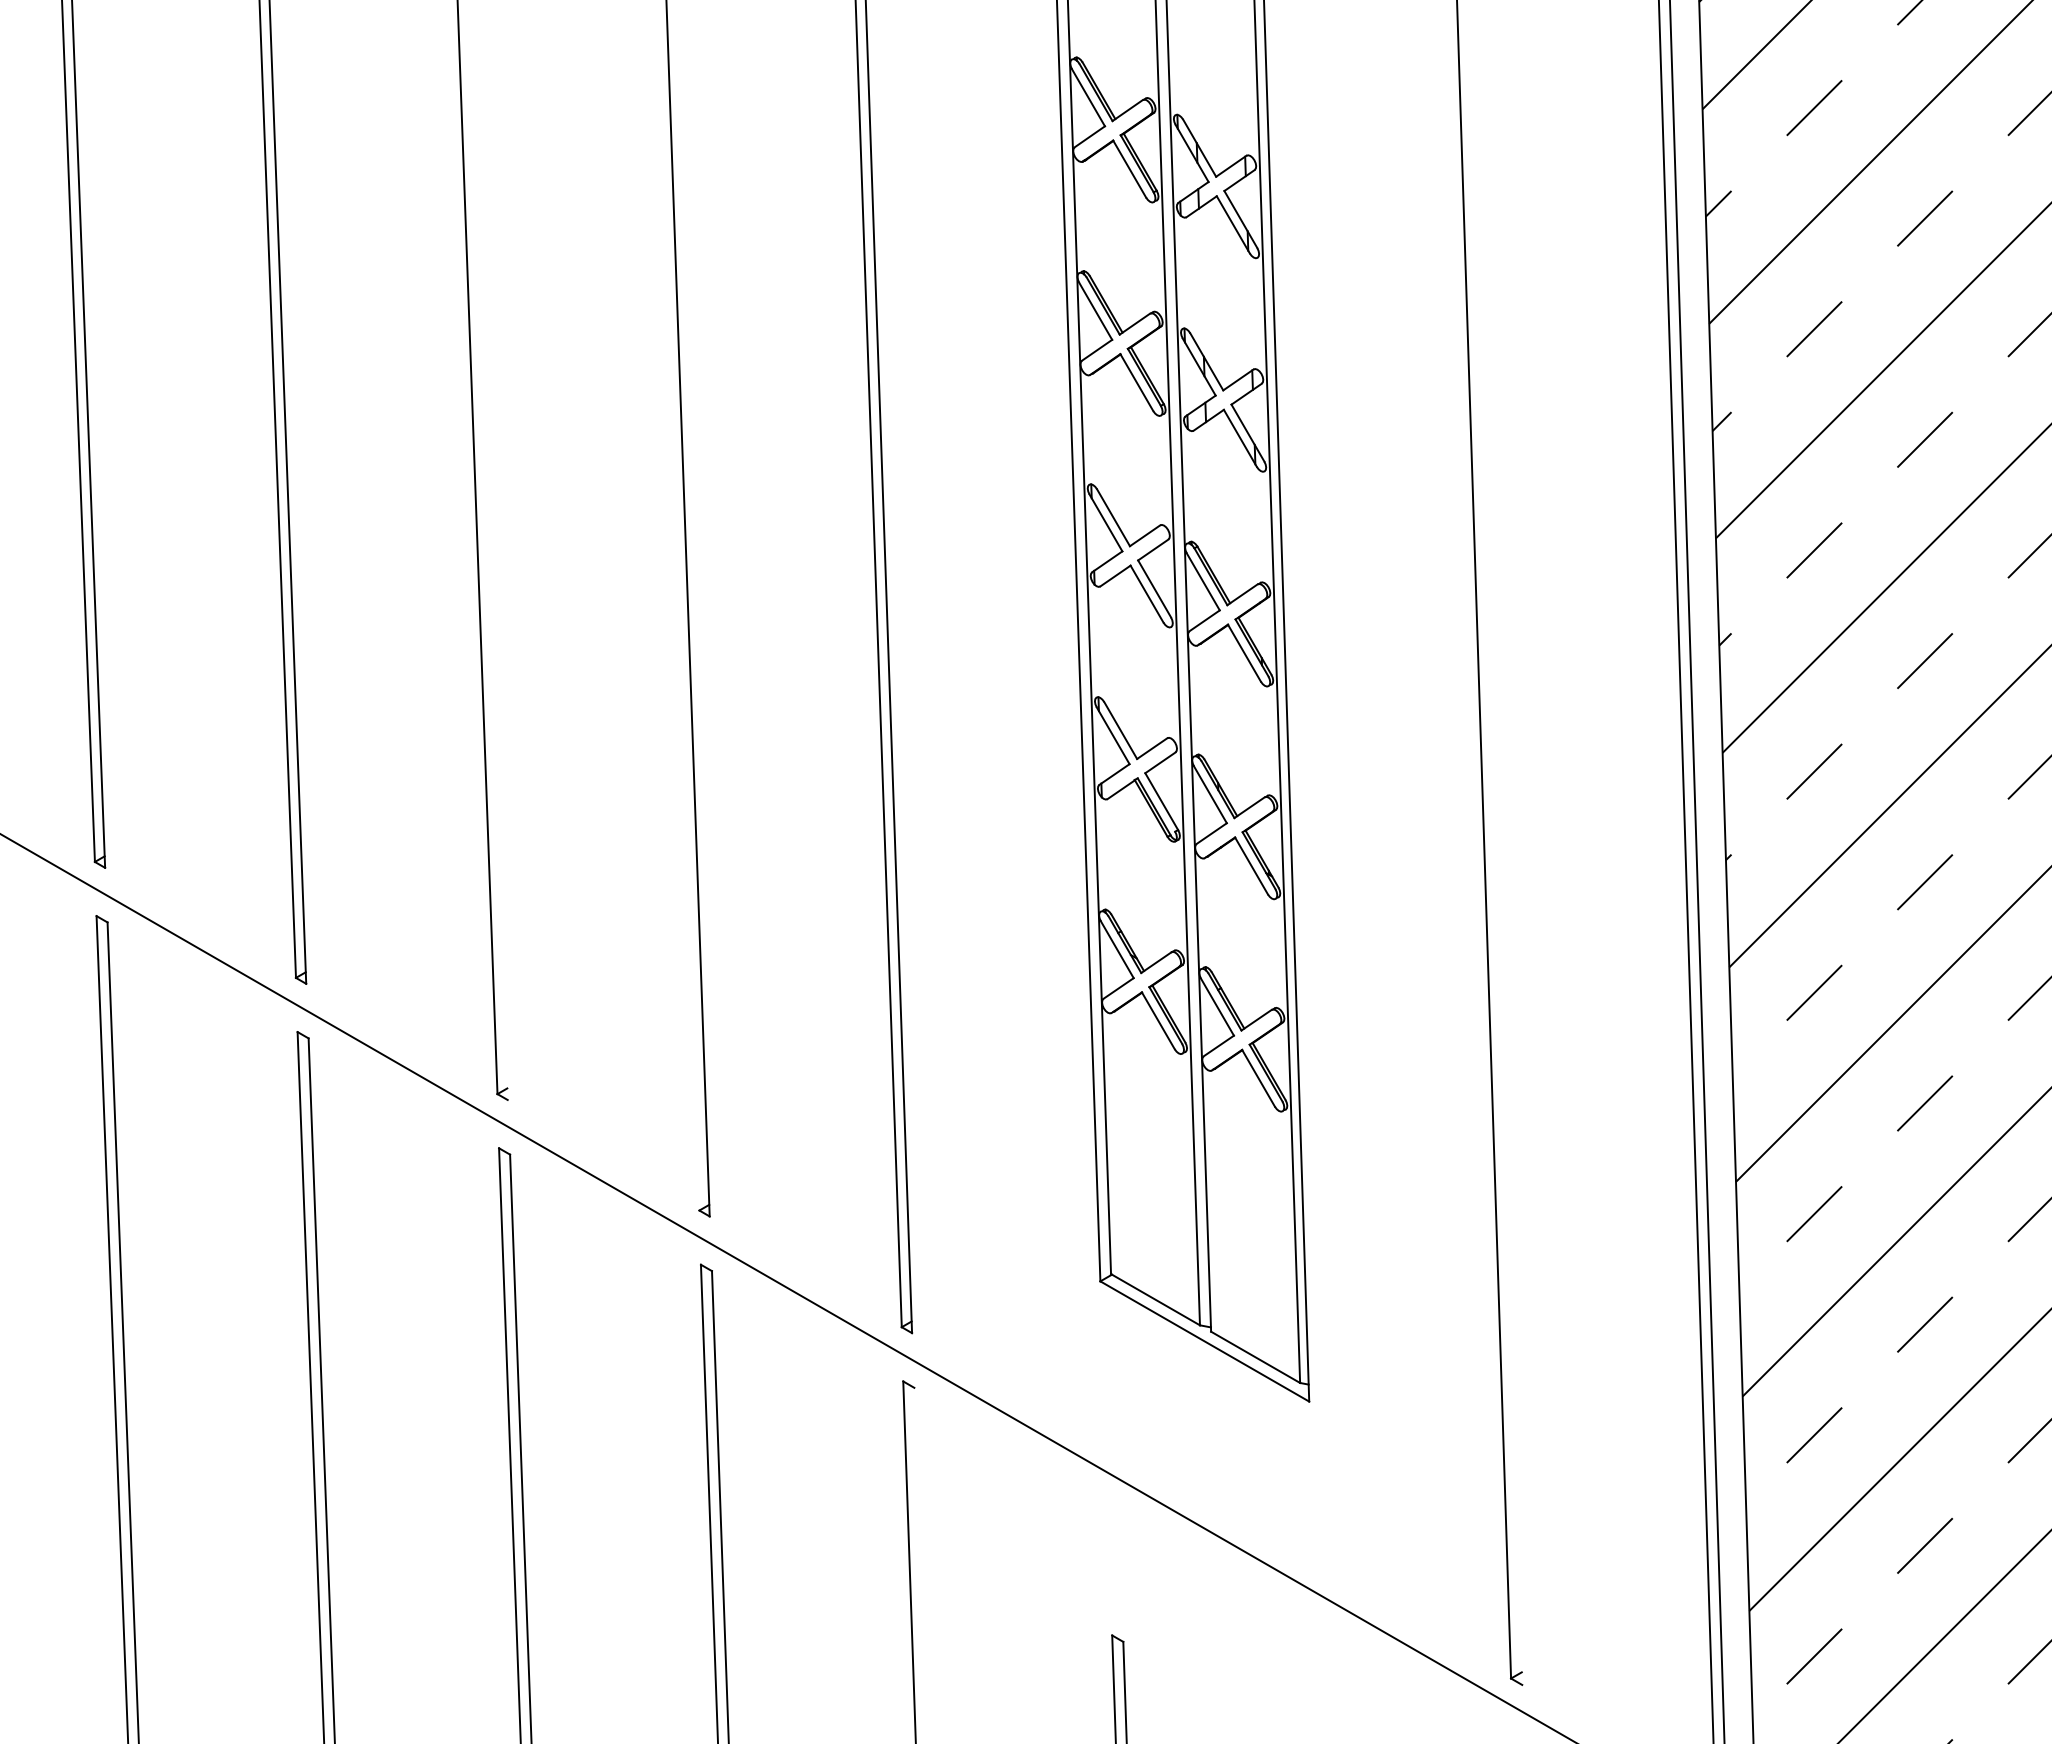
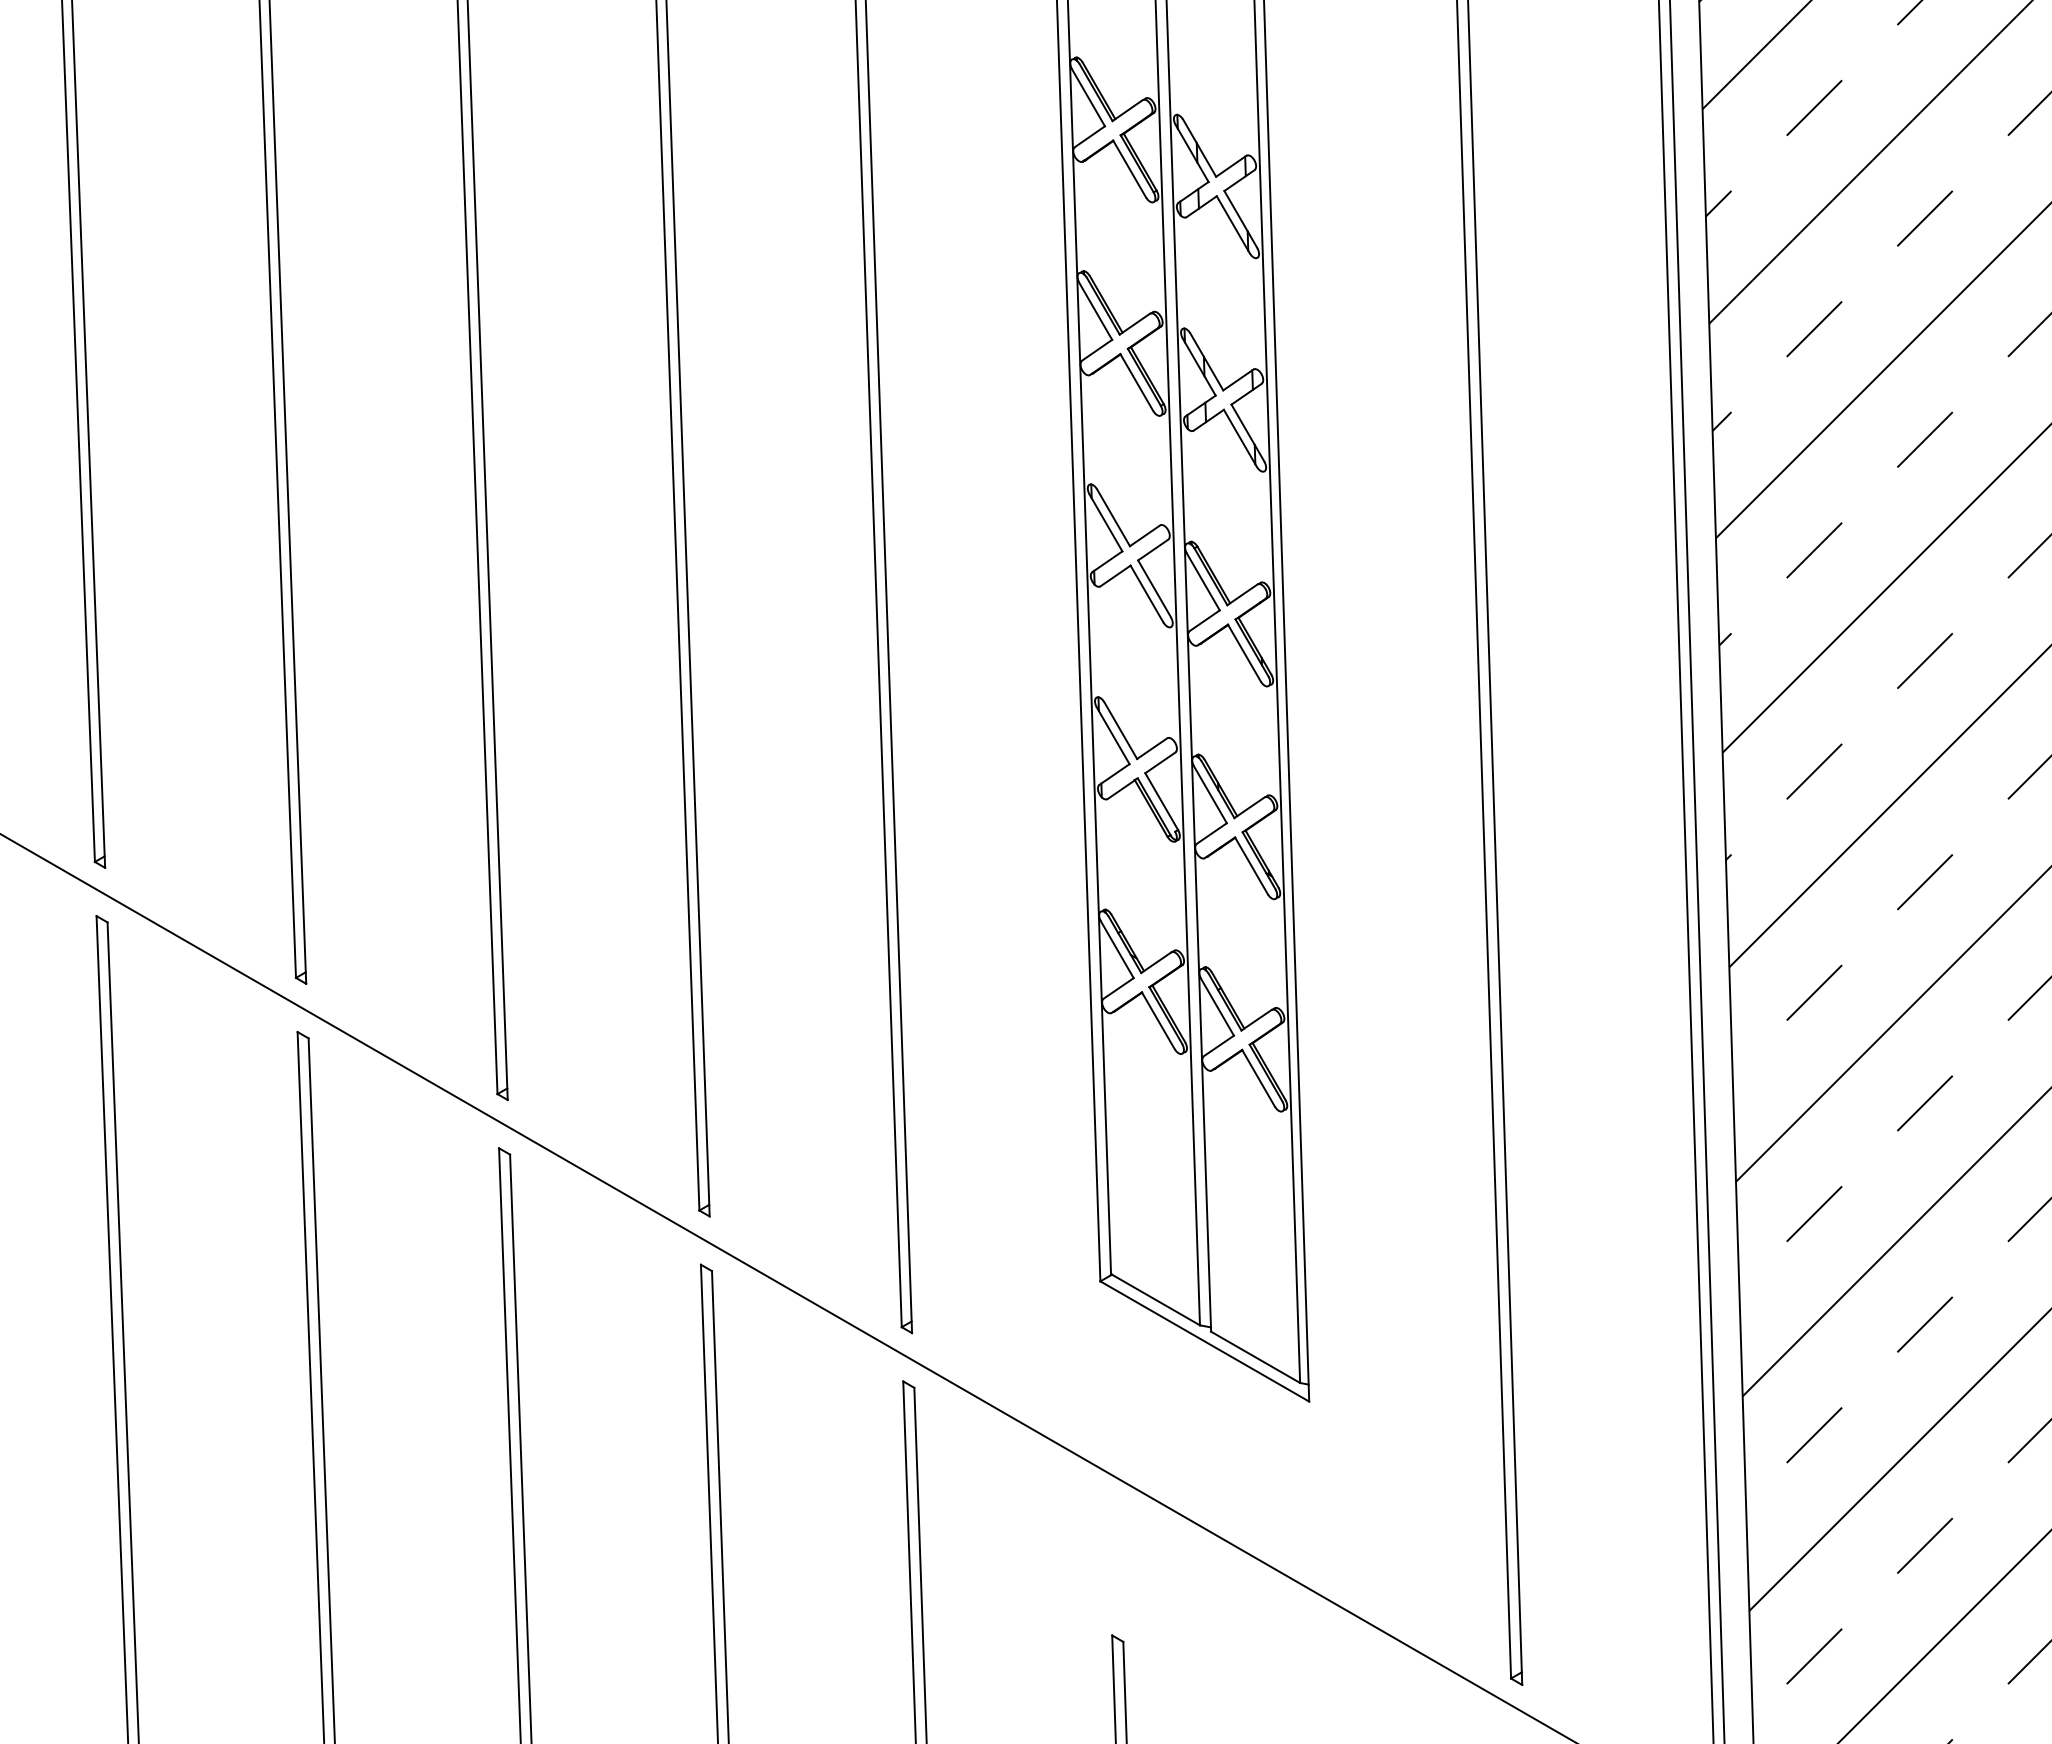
line: none -> present (487, 551)
line: none -> present (677, 606)
line: none -> present (1495, 843)
line: none -> present (920, 1563)
